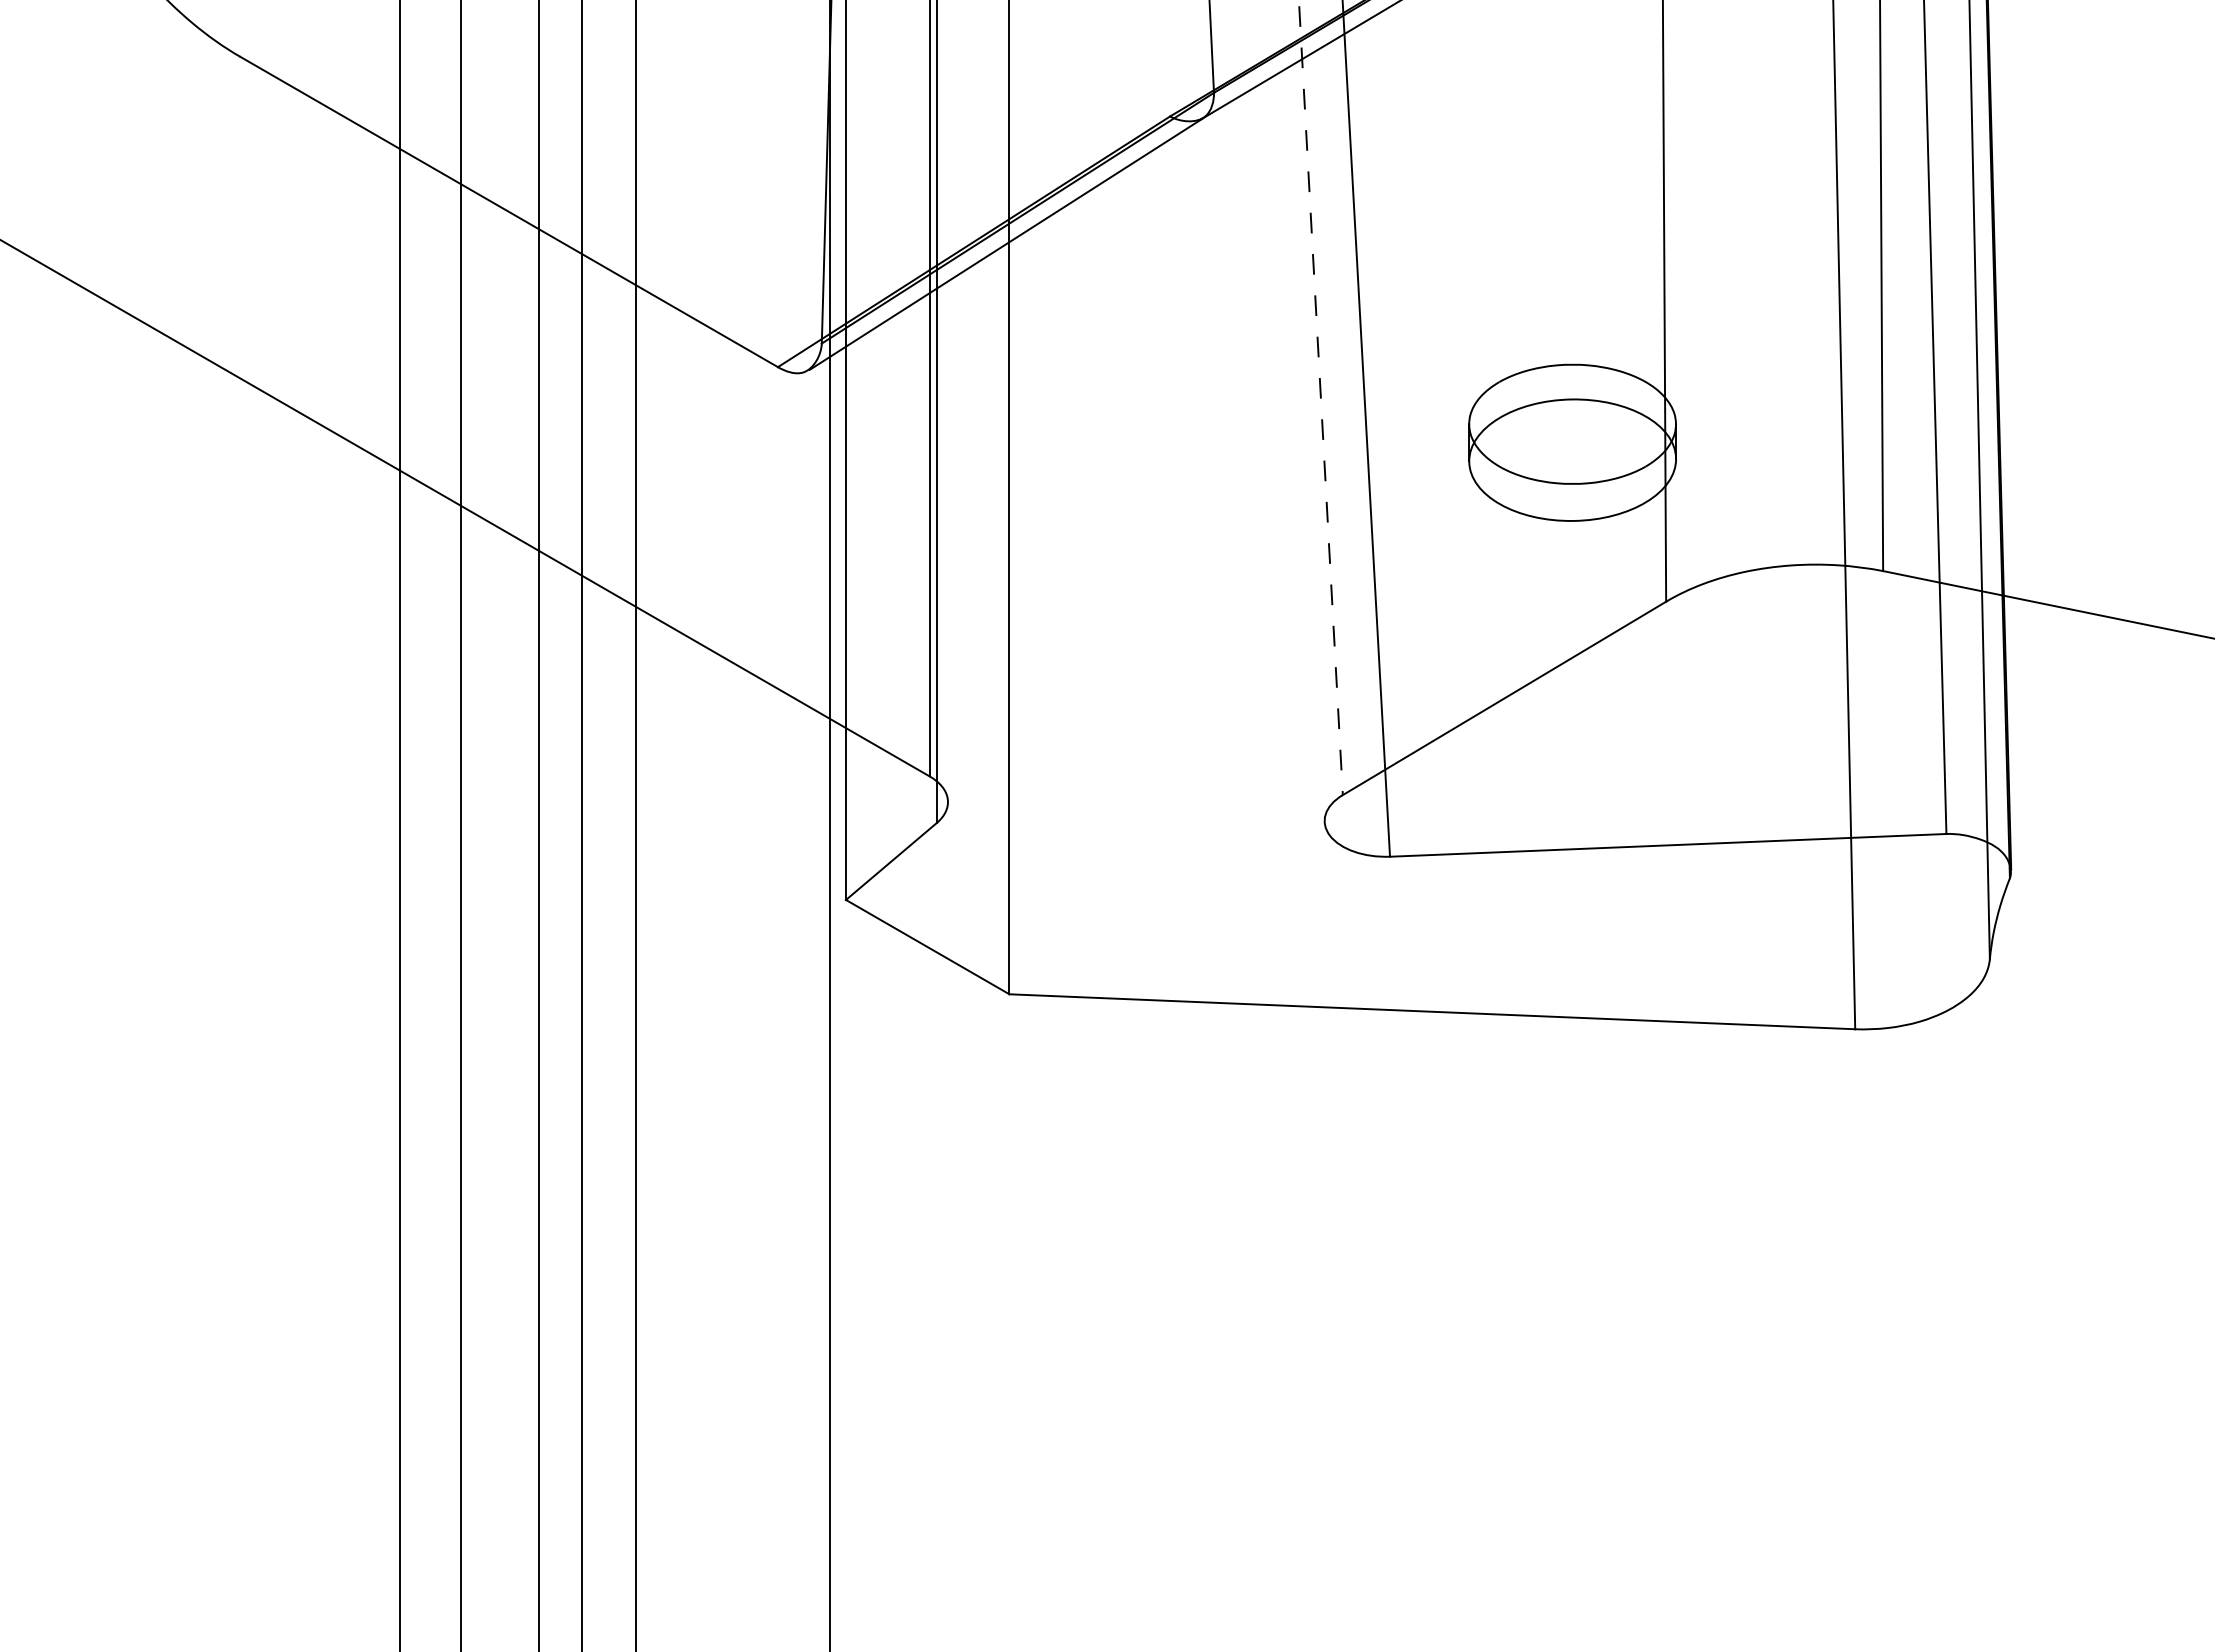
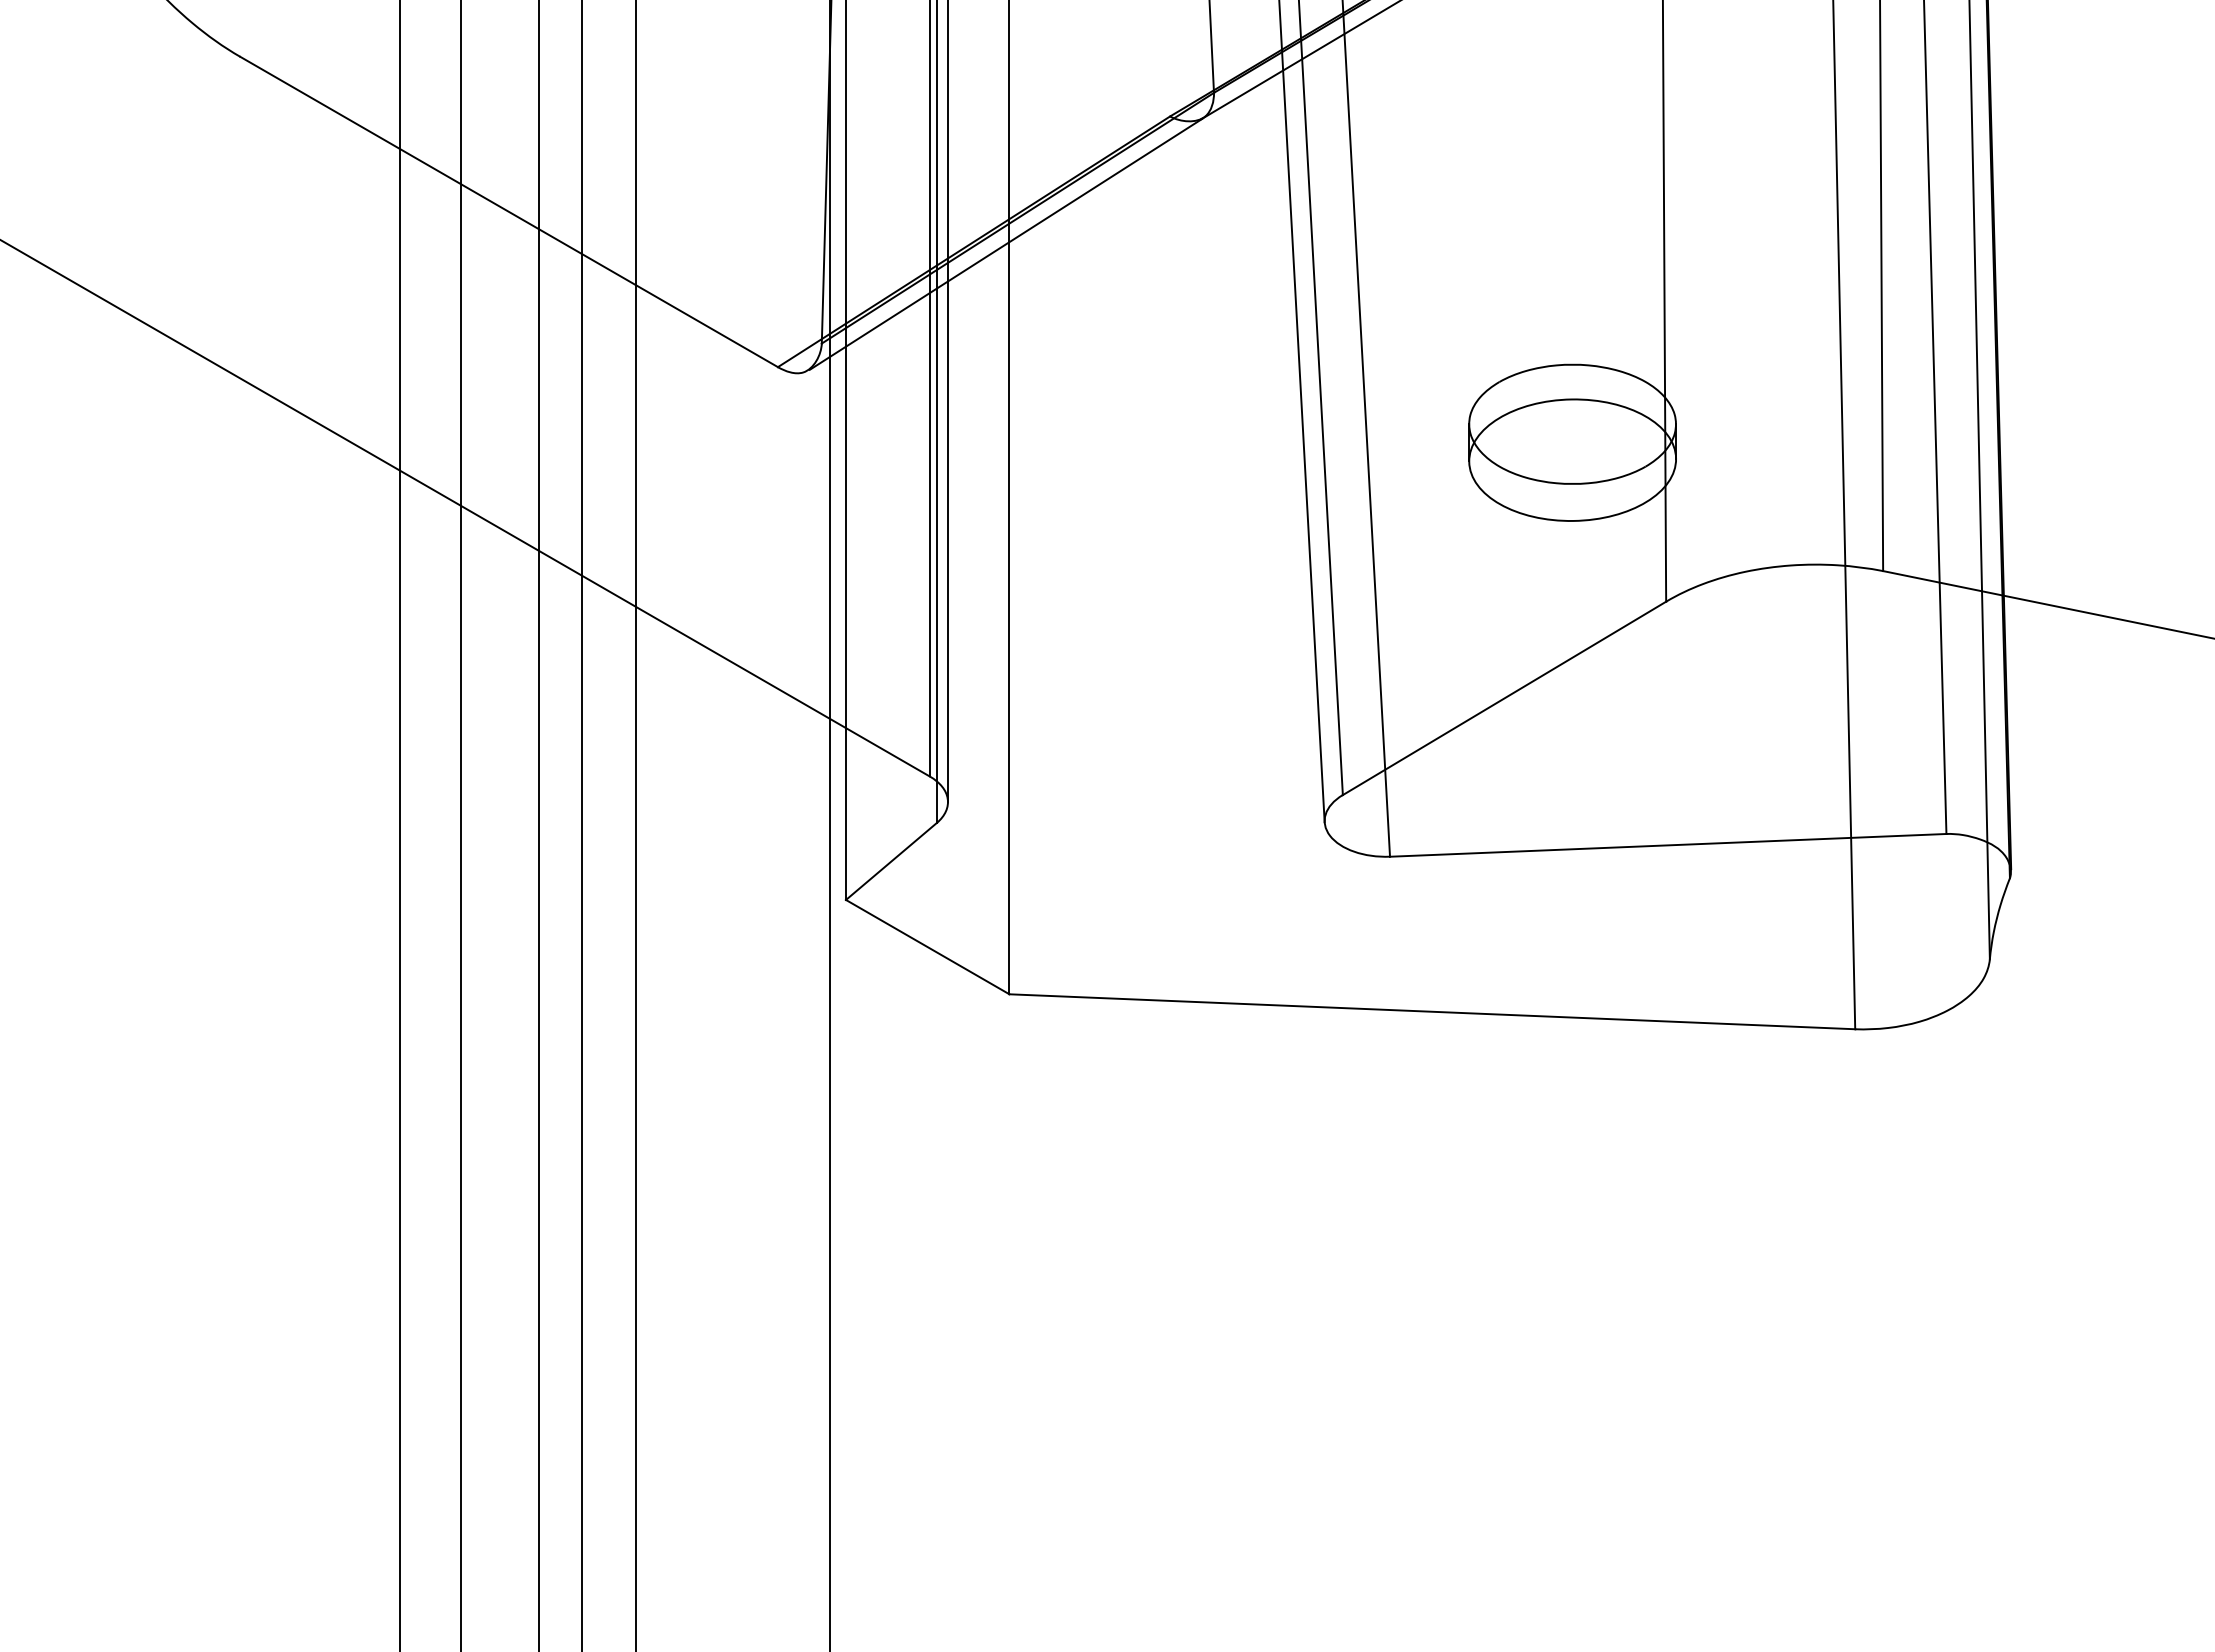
line: dashed -> solid (1320, 397)
line: none -> present (947, 402)
line: none -> present (1301, 412)
